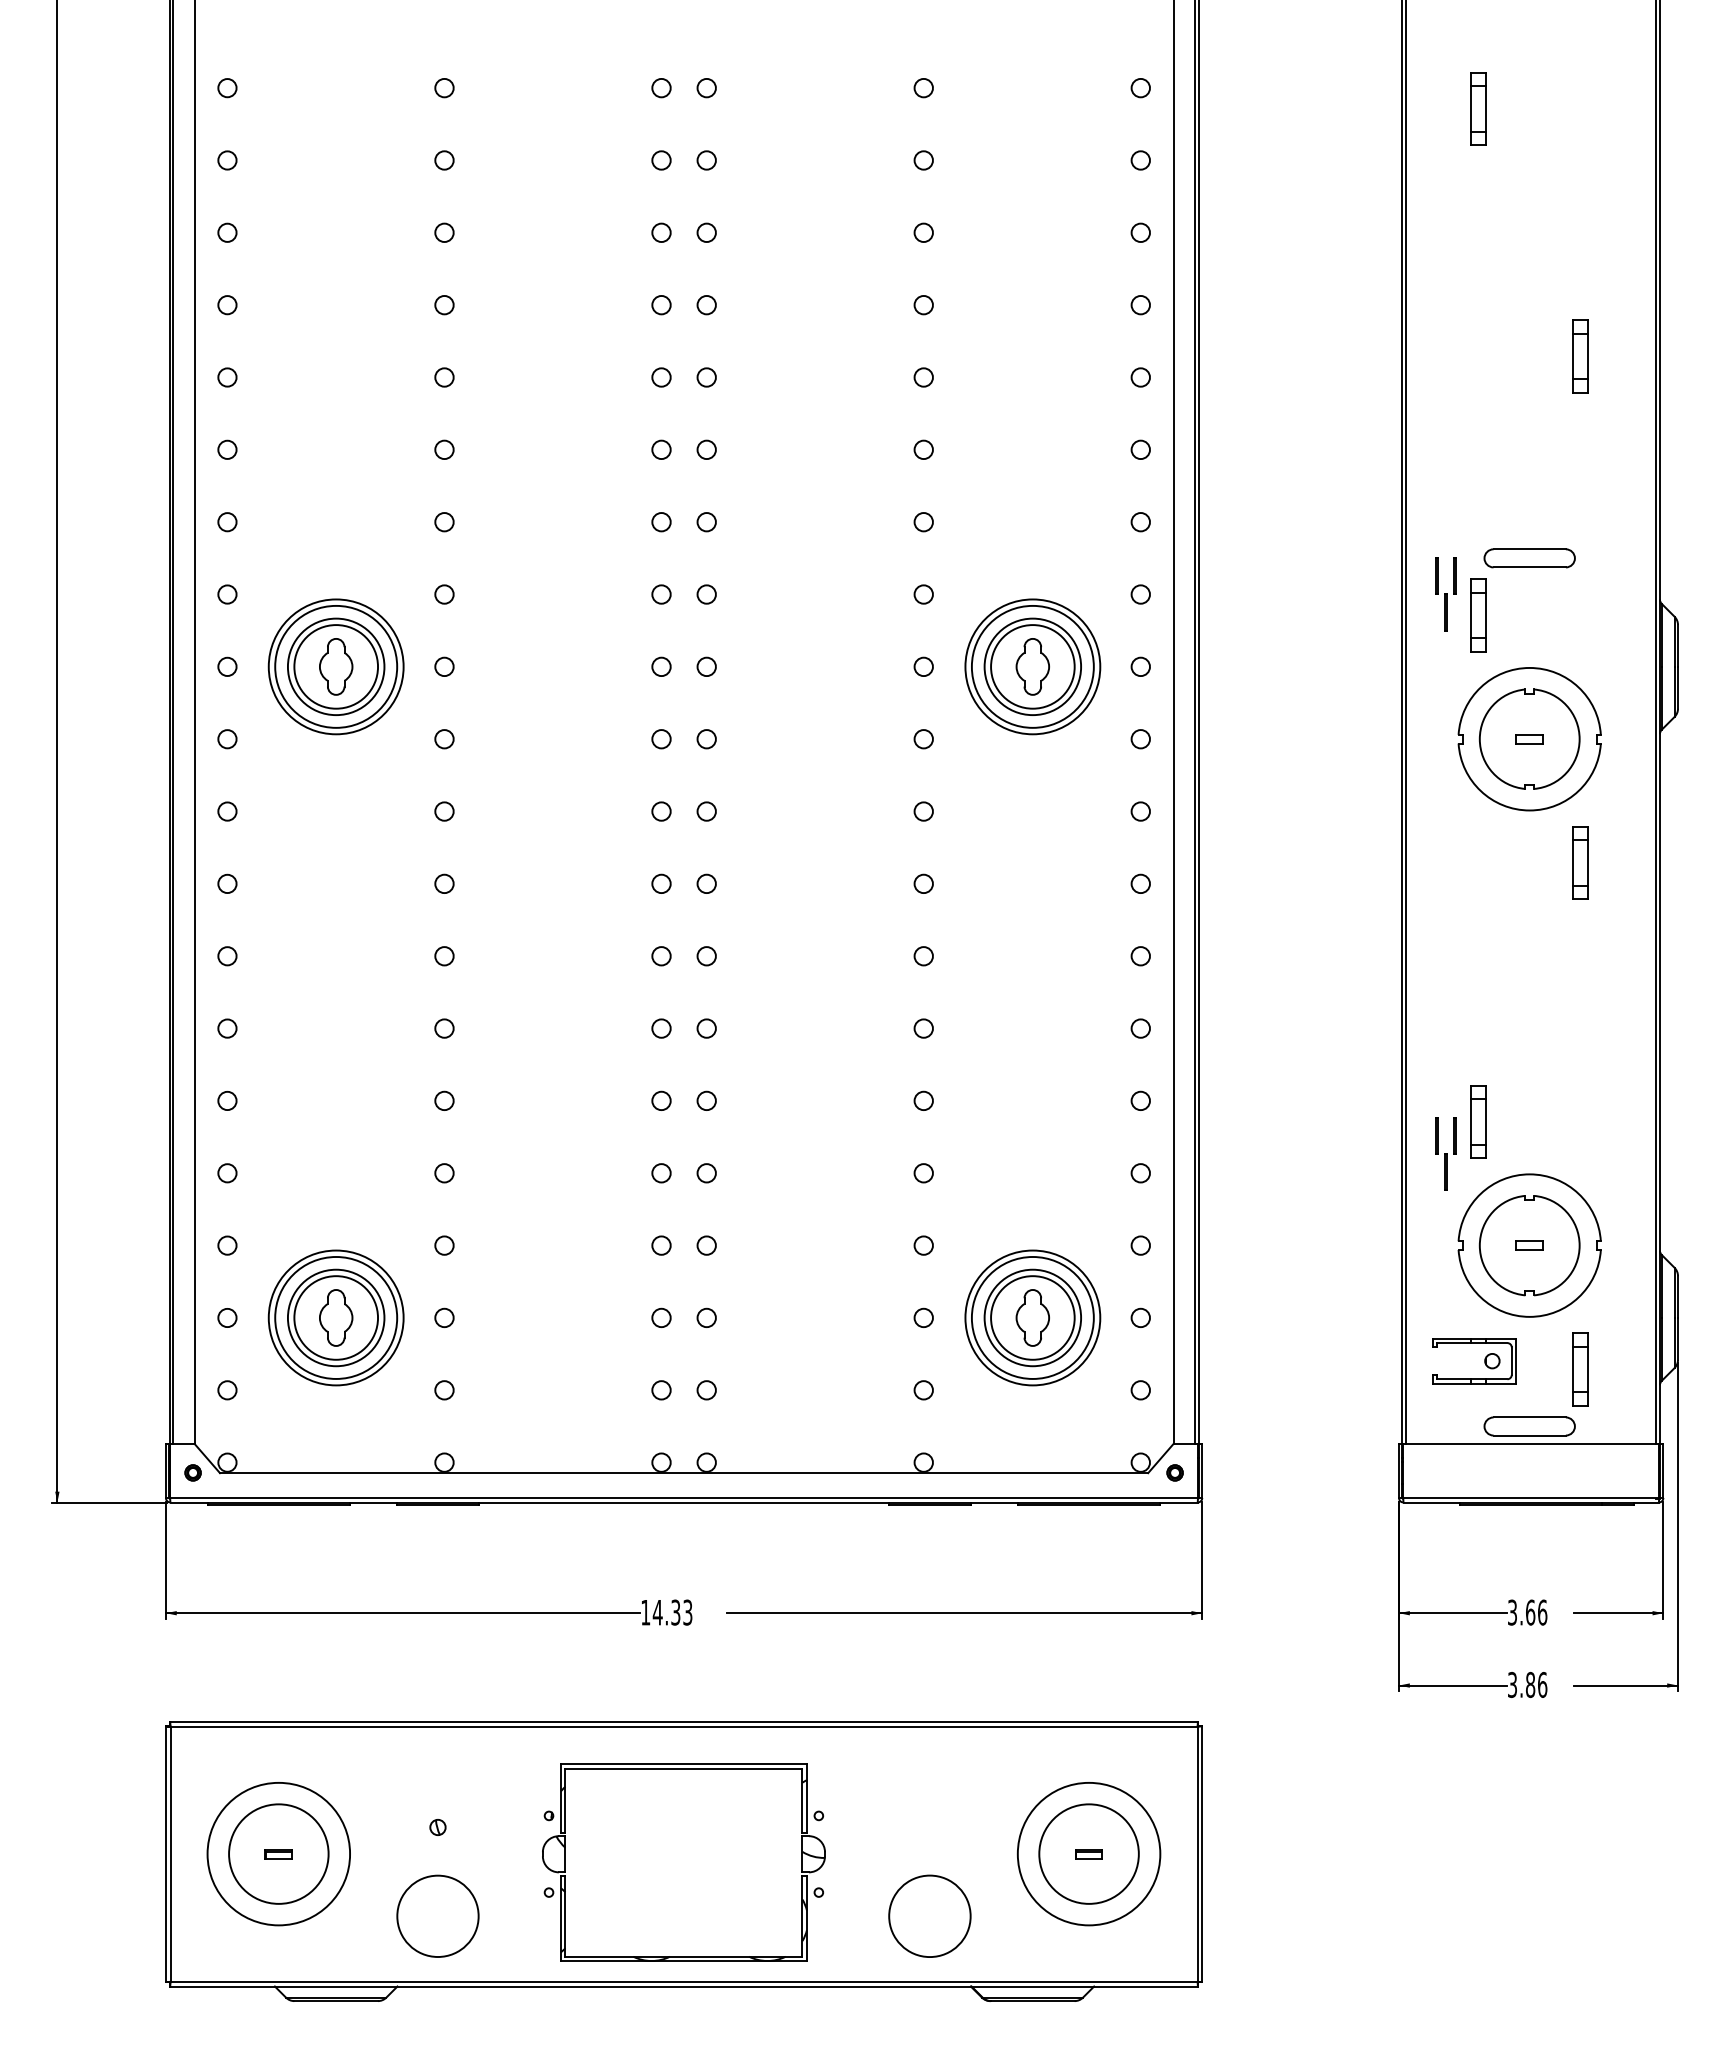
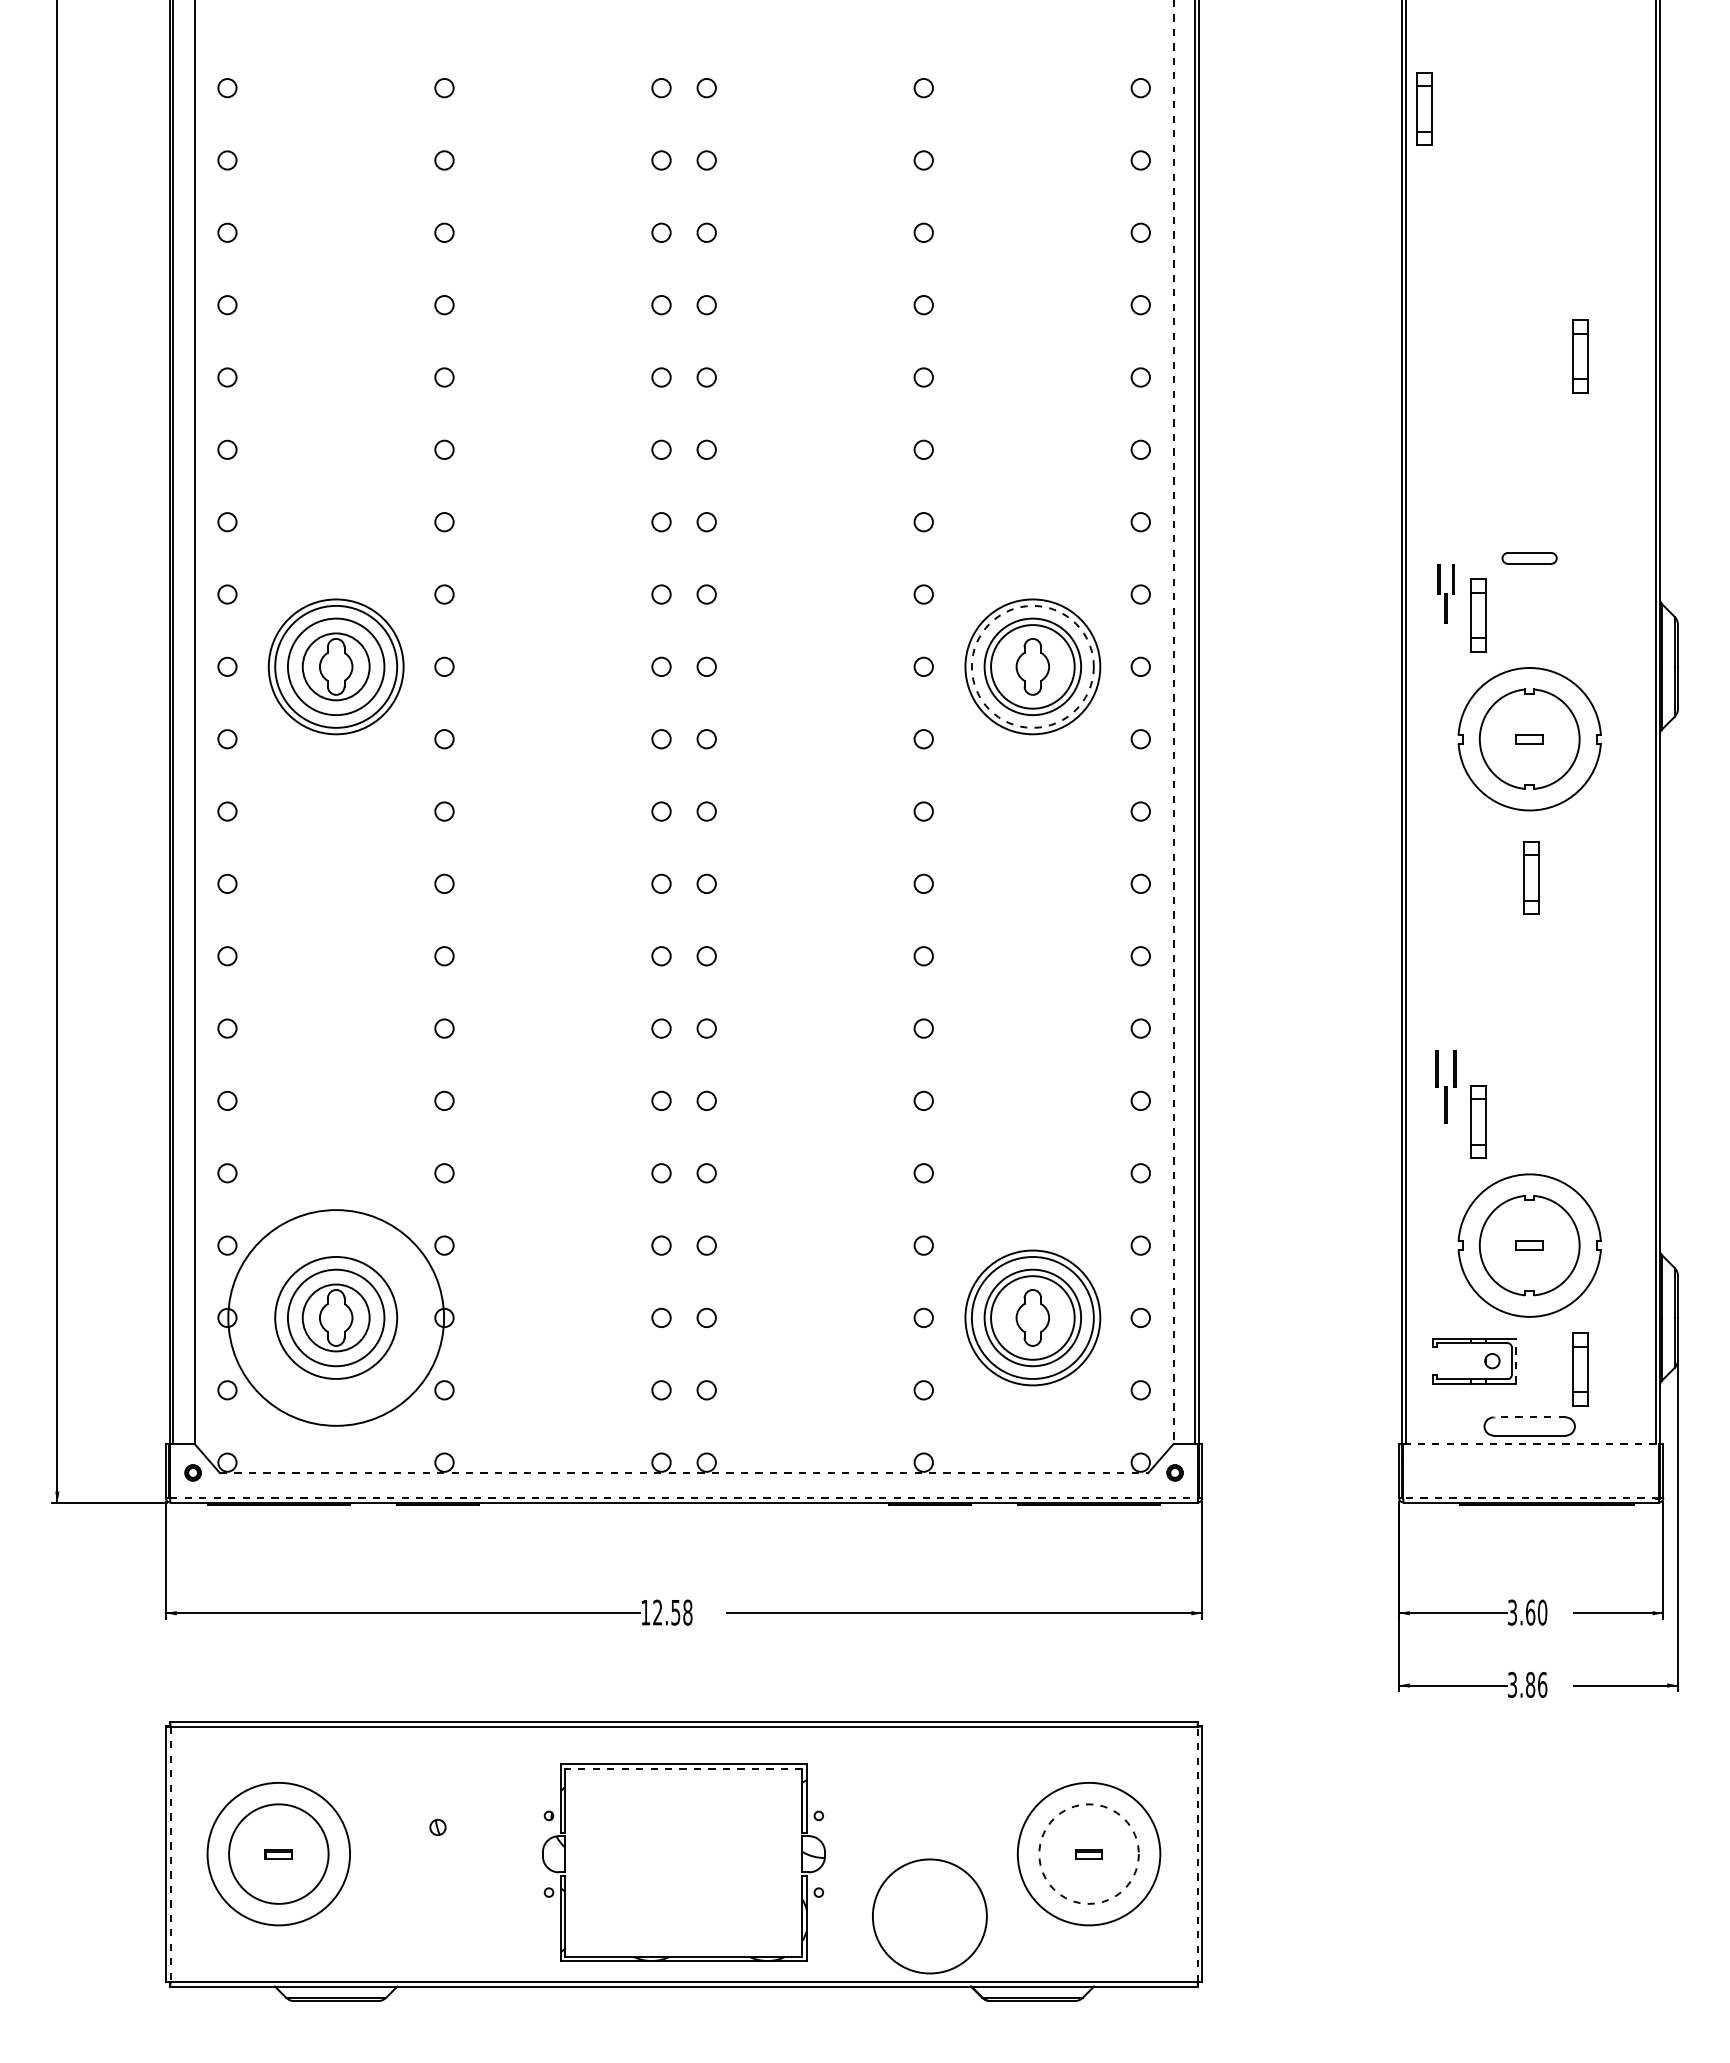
part position: (1478, 108) -> (1424, 108) (1424, 108)
part size: 93x21 px -> 57x13 px (1529, 558)
part size: 22x75 px -> 18x60 px (1445, 593)
circle diameter: 84 px -> 67 px (335, 666)
circle: solid -> dashed (1032, 666)
line: solid -> dashed (1173, 722)
part position: (1580, 862) -> (1531, 877) (1531, 877)
part position: (1445, 1153) -> (1445, 1086) (1445, 1086)
circle diameter: 135 px -> 216 px (336, 1317)
circle diameter: 84 px -> 67 px (335, 1317)
line: solid -> dashed (1516, 1360)
line: solid -> dashed (1529, 1417)
line: solid -> dashed (1531, 1443)
line: solid -> dashed (684, 1473)
line: solid -> dashed (684, 1497)
line: solid -> dashed (1531, 1497)
text: 14.33 -> 12.58 (672, 1612)
text: 3.66 -> 3.60 (1542, 1612)
line: solid -> dashed (683, 1768)
circle: solid -> dashed (1088, 1853)
line: solid -> dashed (170, 1854)
line: solid -> dashed (1197, 1854)
circle: present -> none (437, 1915)
circle size: 84x84 px -> 116x117 px (929, 1916)
